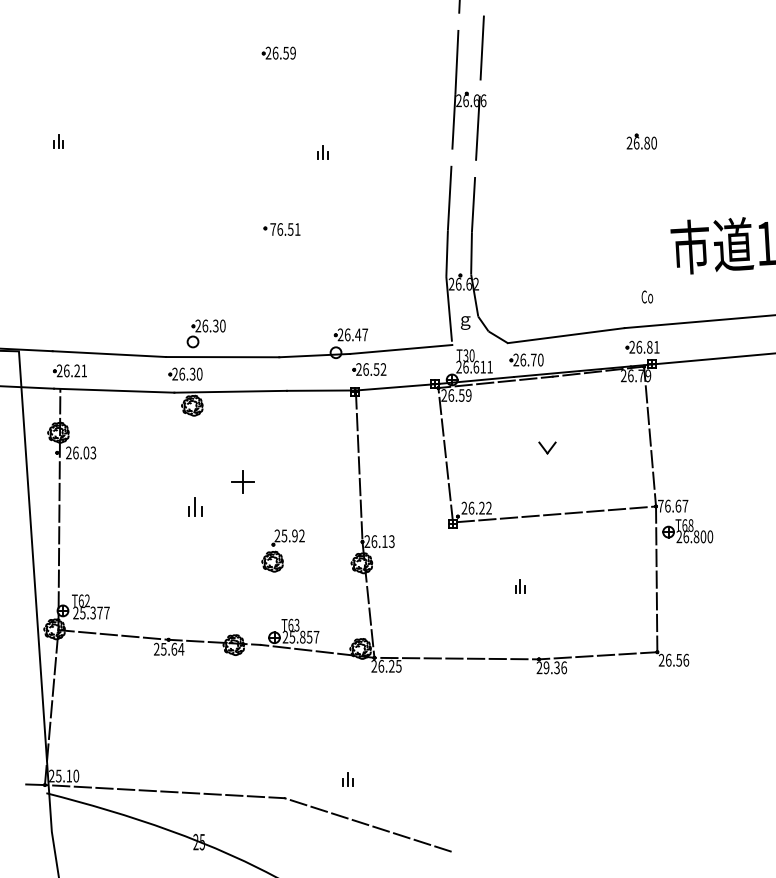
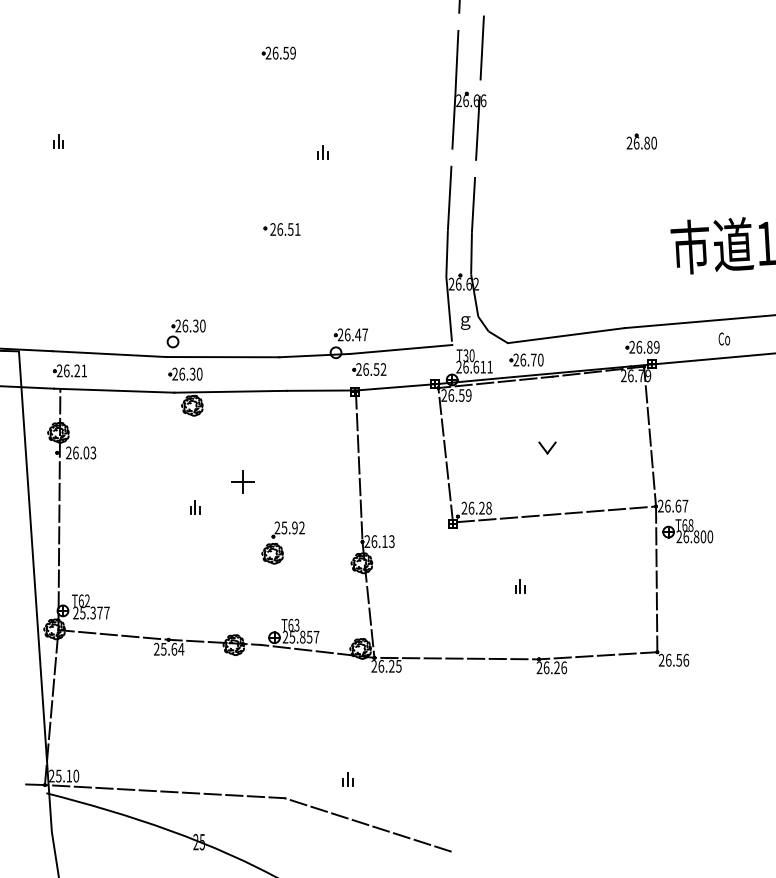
text: 76.51 -> 26.51 (273, 229)
text position: (647, 296) -> (724, 338) (724, 338)
part position: (205, 333) -> (185, 333) (185, 333)
text: 26.81 -> 26.89 (656, 346)
text: 76.67 -> 26.67 (660, 505)
part size: 15x20 px -> 11x15 px (195, 507)
text: 26.22 -> 26.28 (488, 507)
part position: (282, 550) -> (282, 542) (282, 542)
text: 29.36 -> 26.26 (551, 667)
